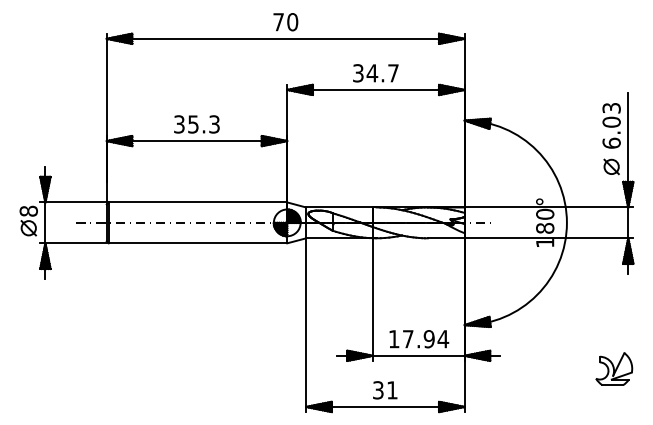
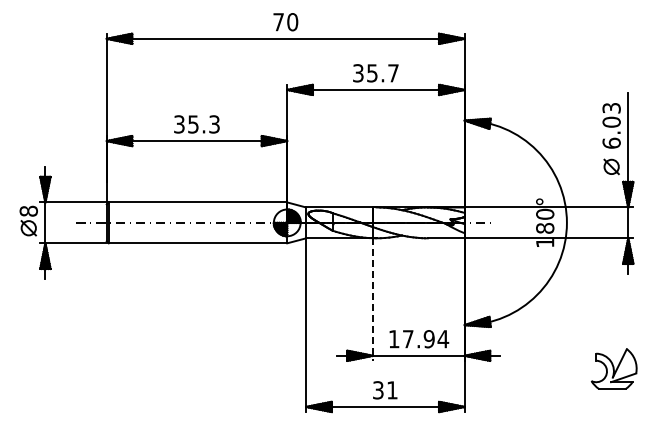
text: 34.7 -> 35.7 (372, 73)
line: solid -> dashed (372, 300)
part size: 39x34 px -> 48x42 px (613, 368)
